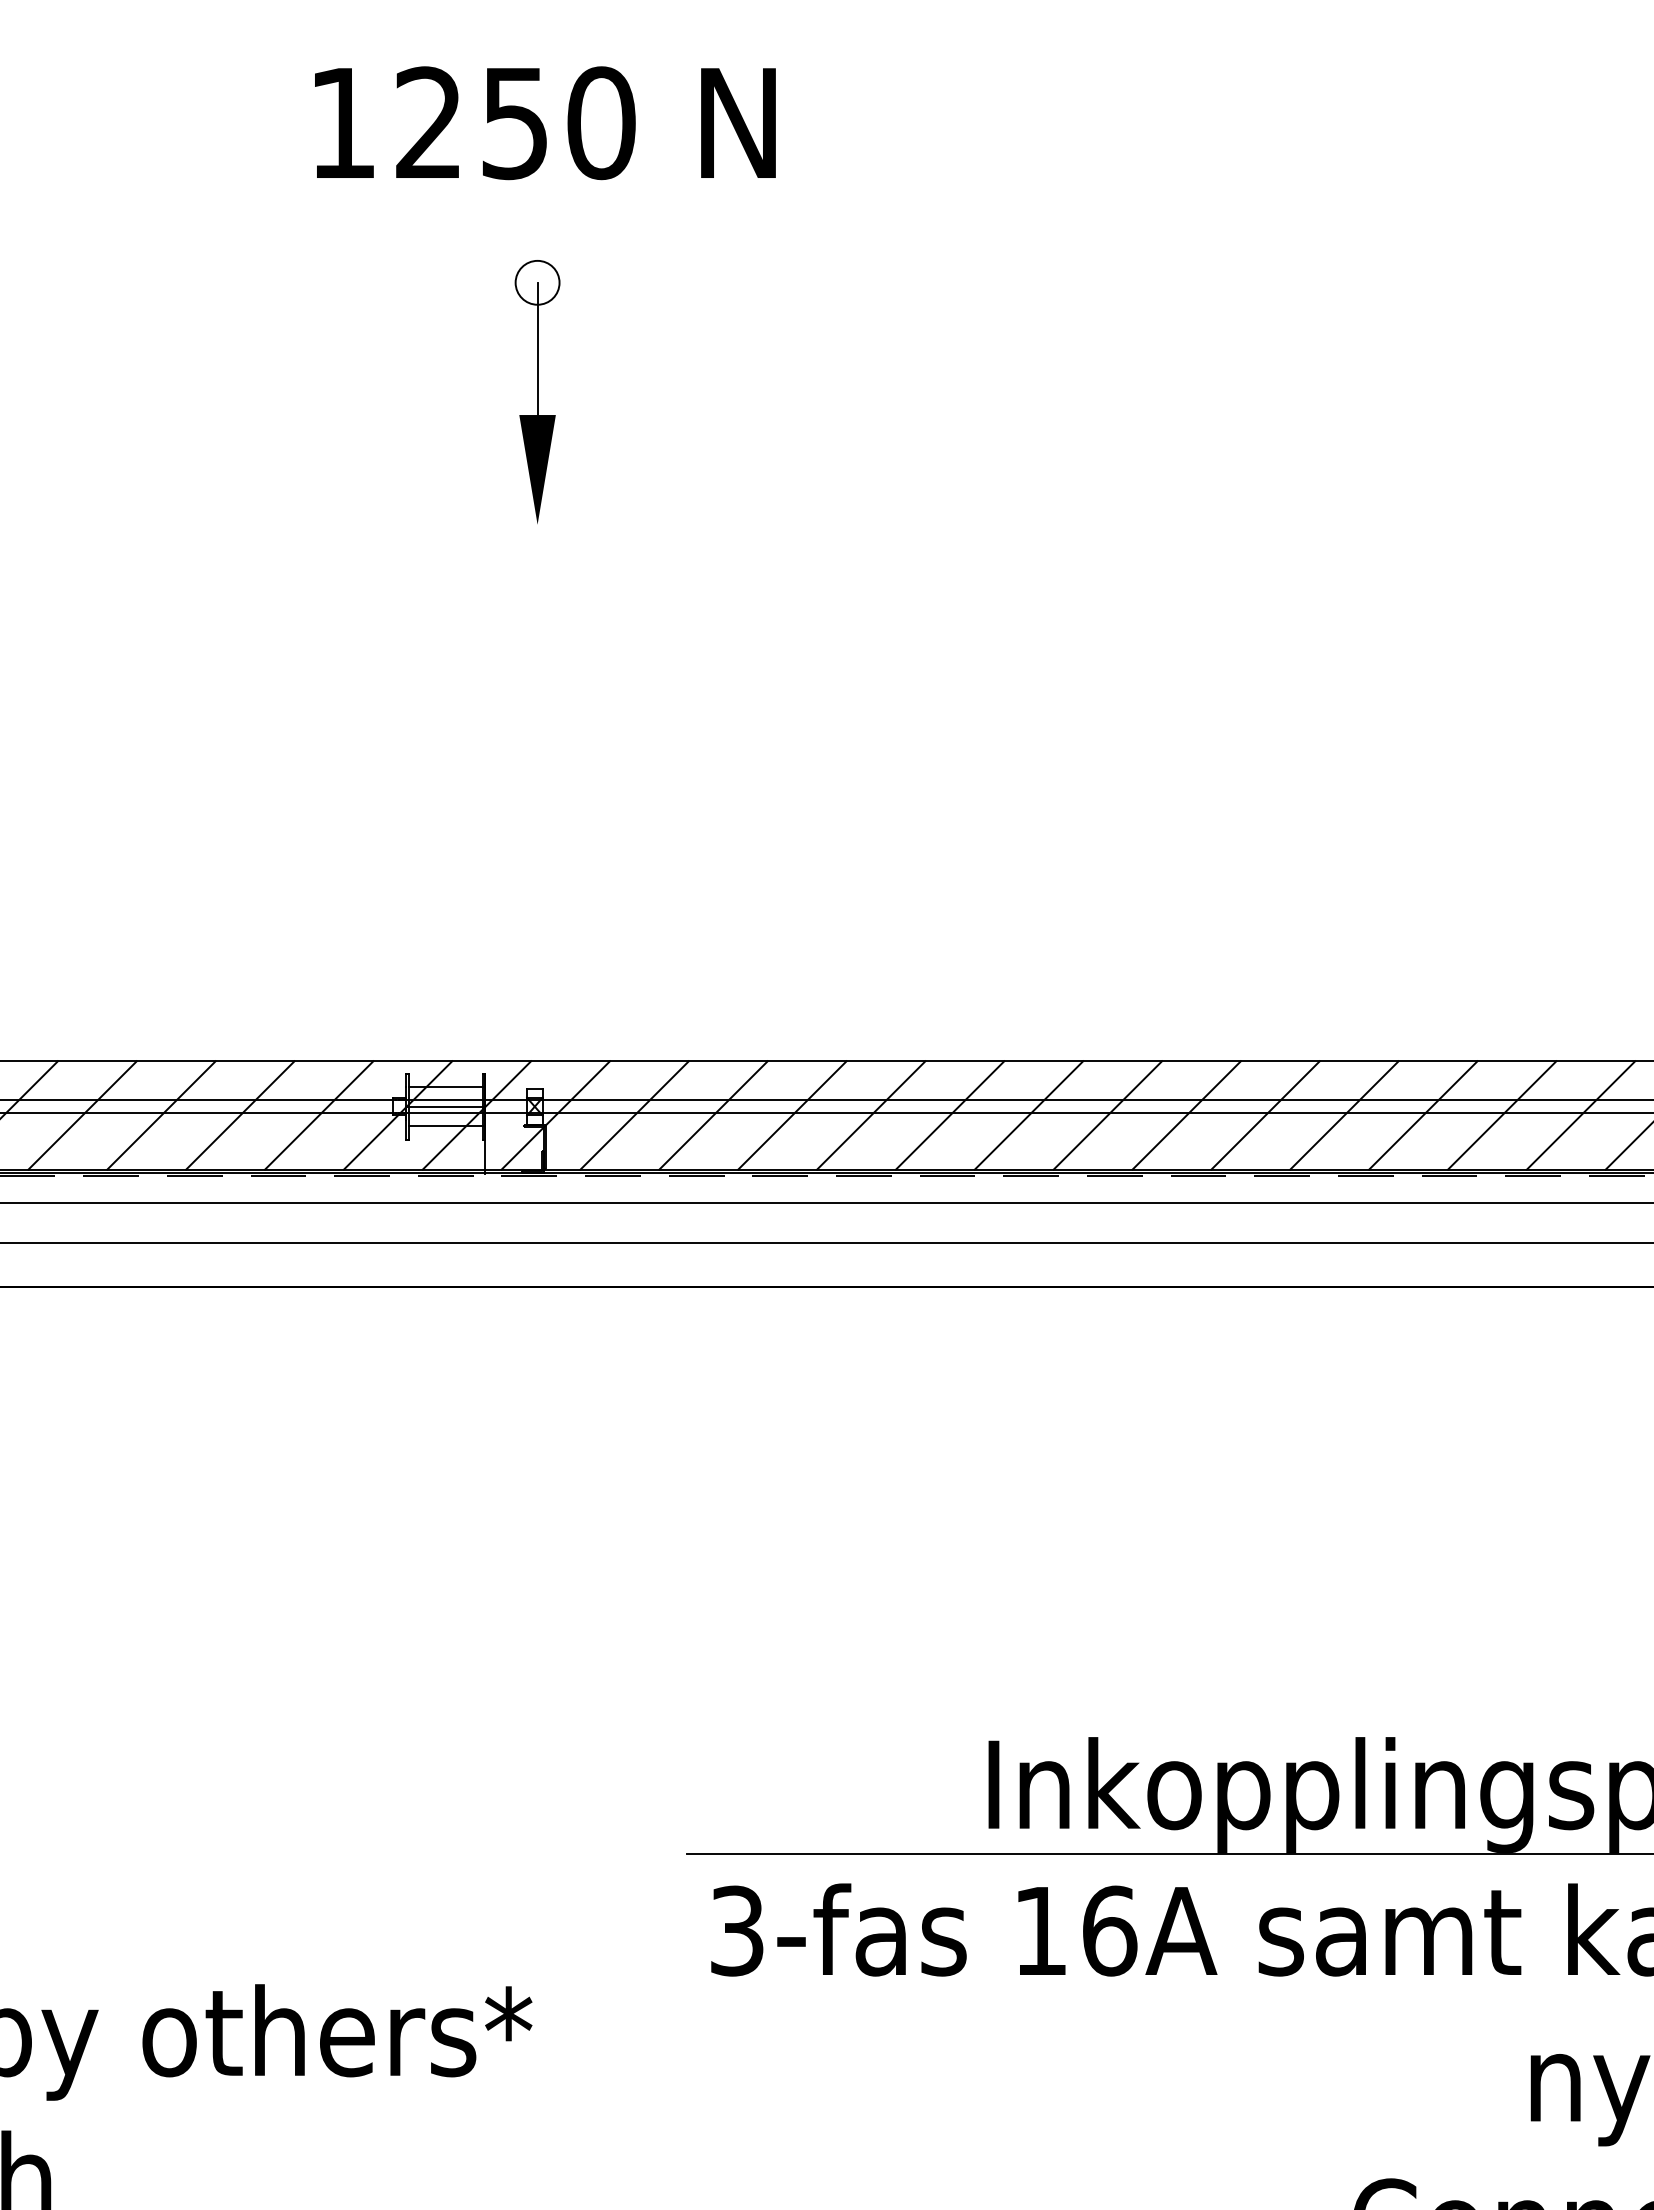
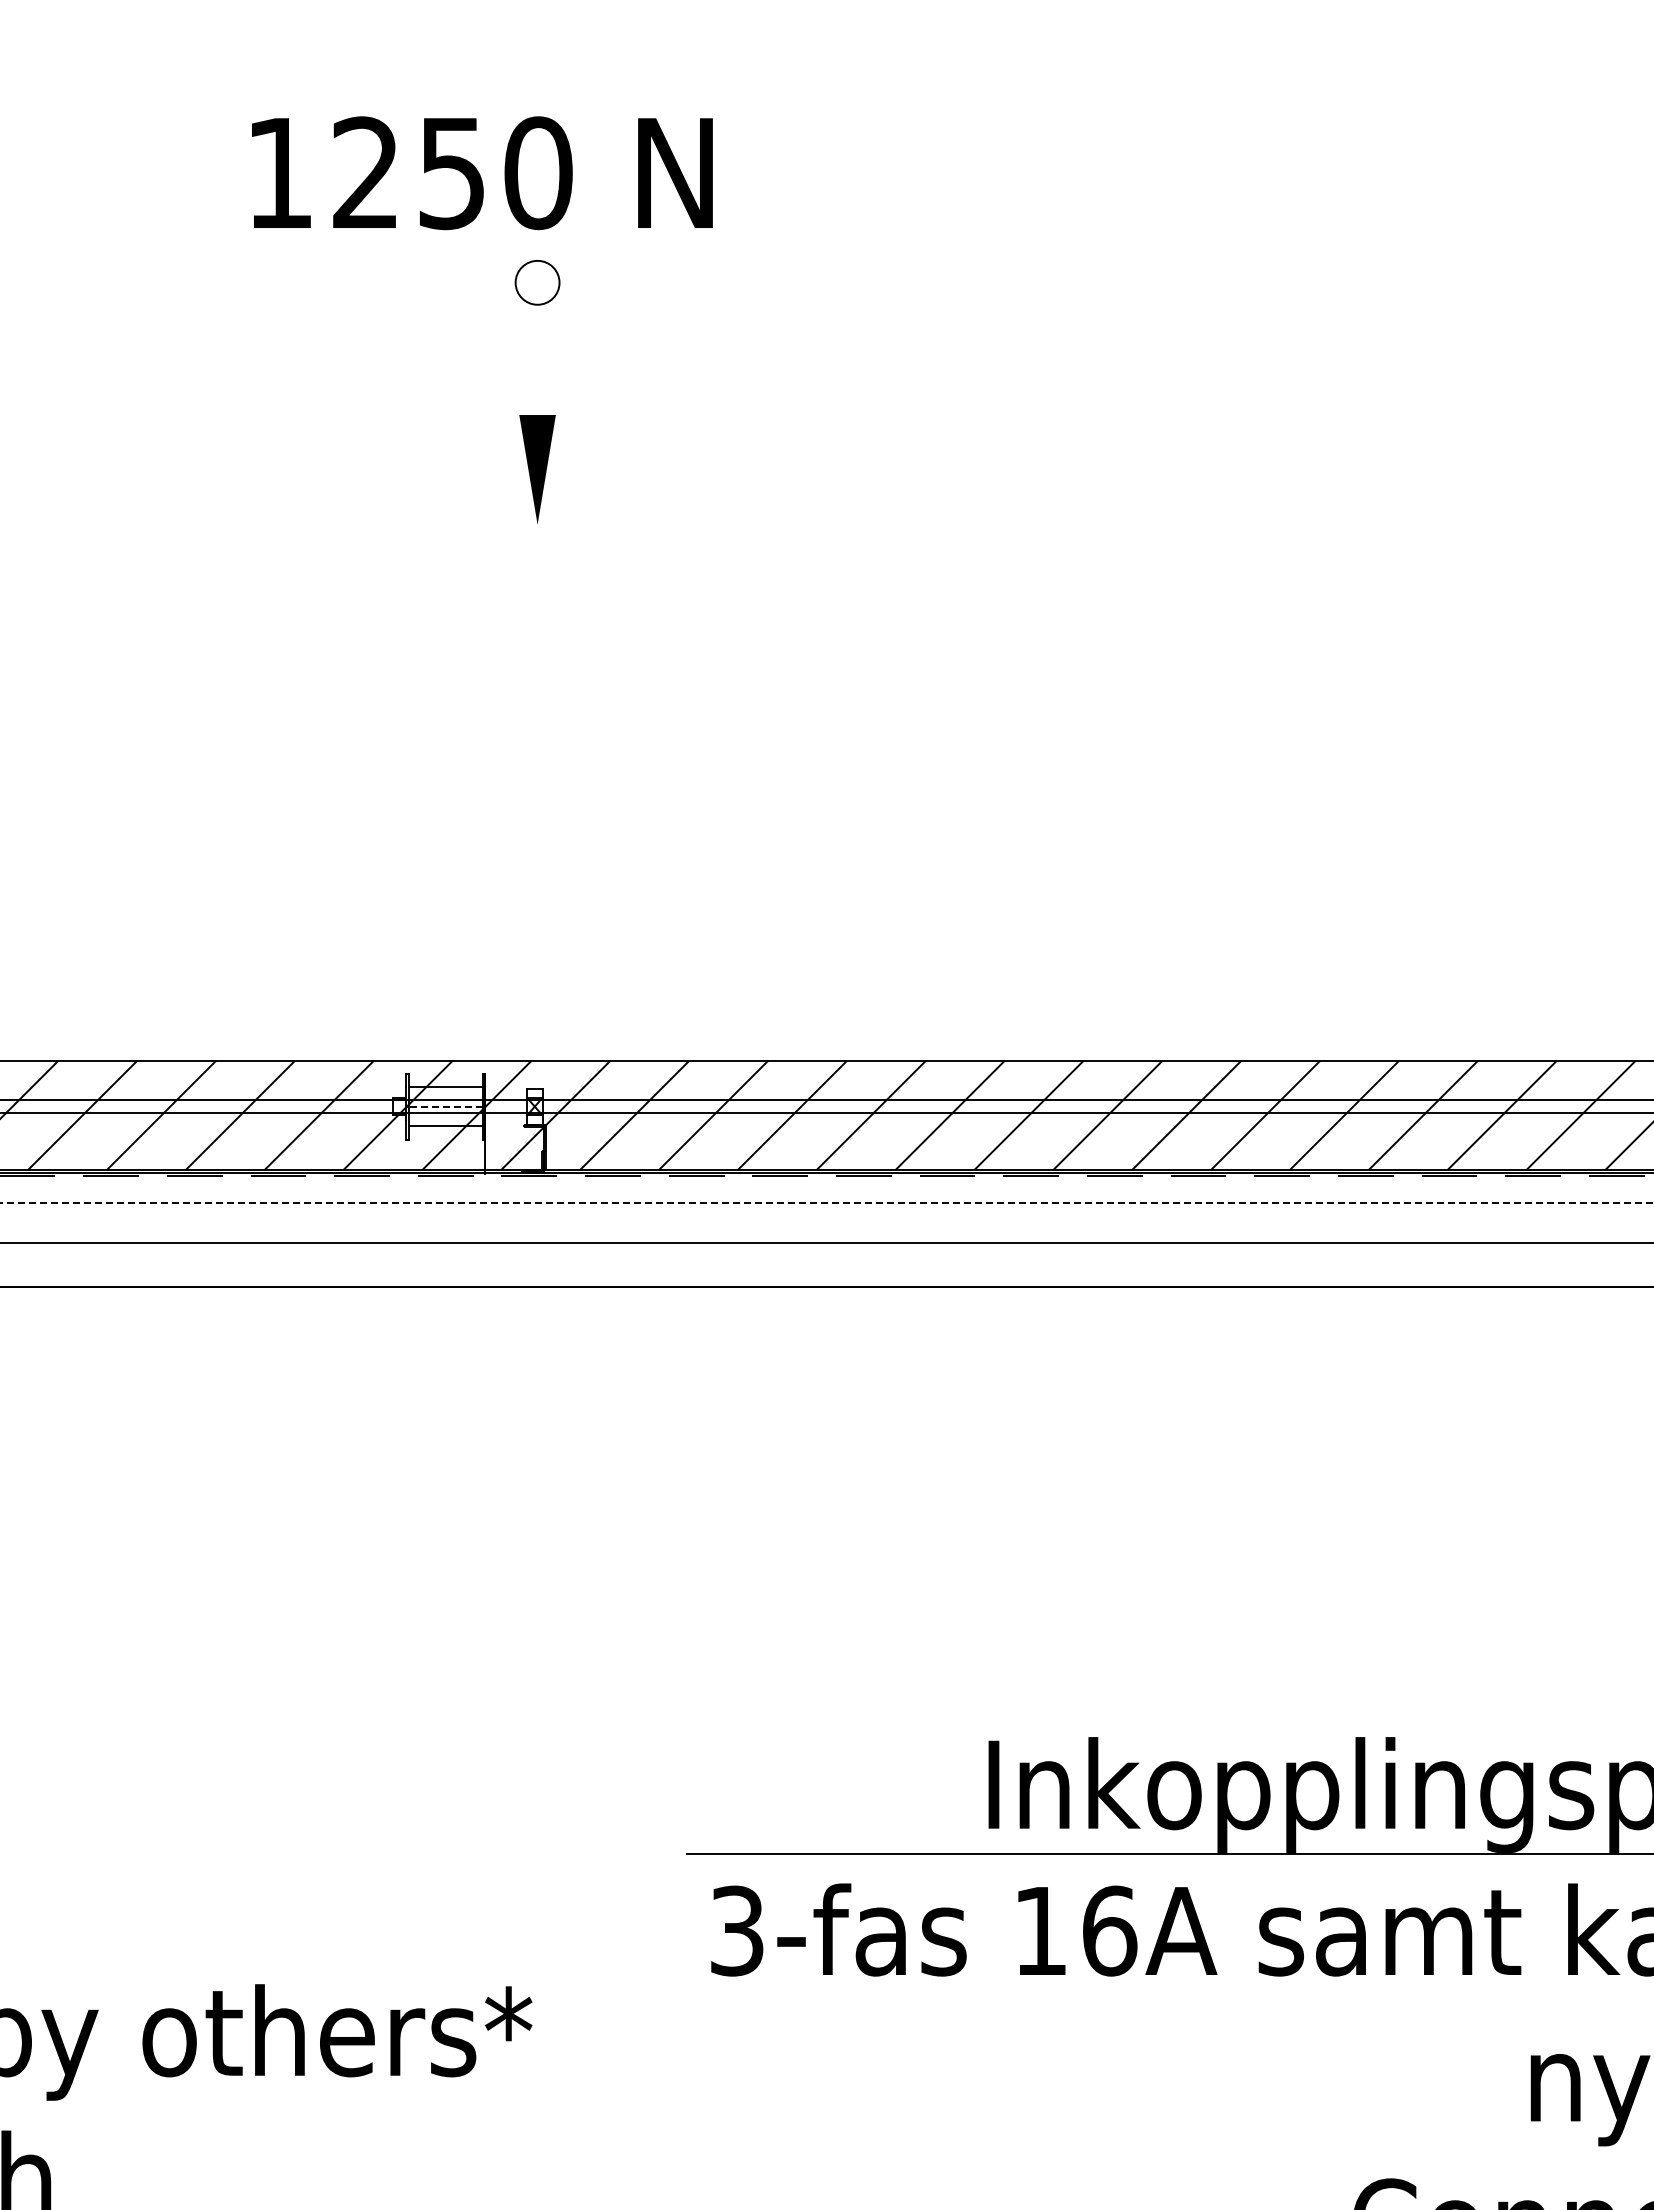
text position: (545, 123) -> (482, 173) (482, 173)
line: present -> none (537, 348)
line: solid -> dashed (445, 1106)
line: solid -> dashed (827, 1203)
